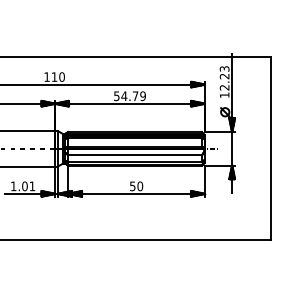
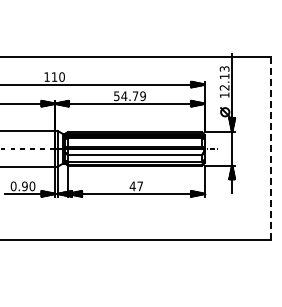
text: 12.23 -> 12.13 (224, 76)
line: solid -> dashed (270, 148)
text: 1.01 -> 0.90 (22, 186)
text: 50 -> 47 (136, 186)
